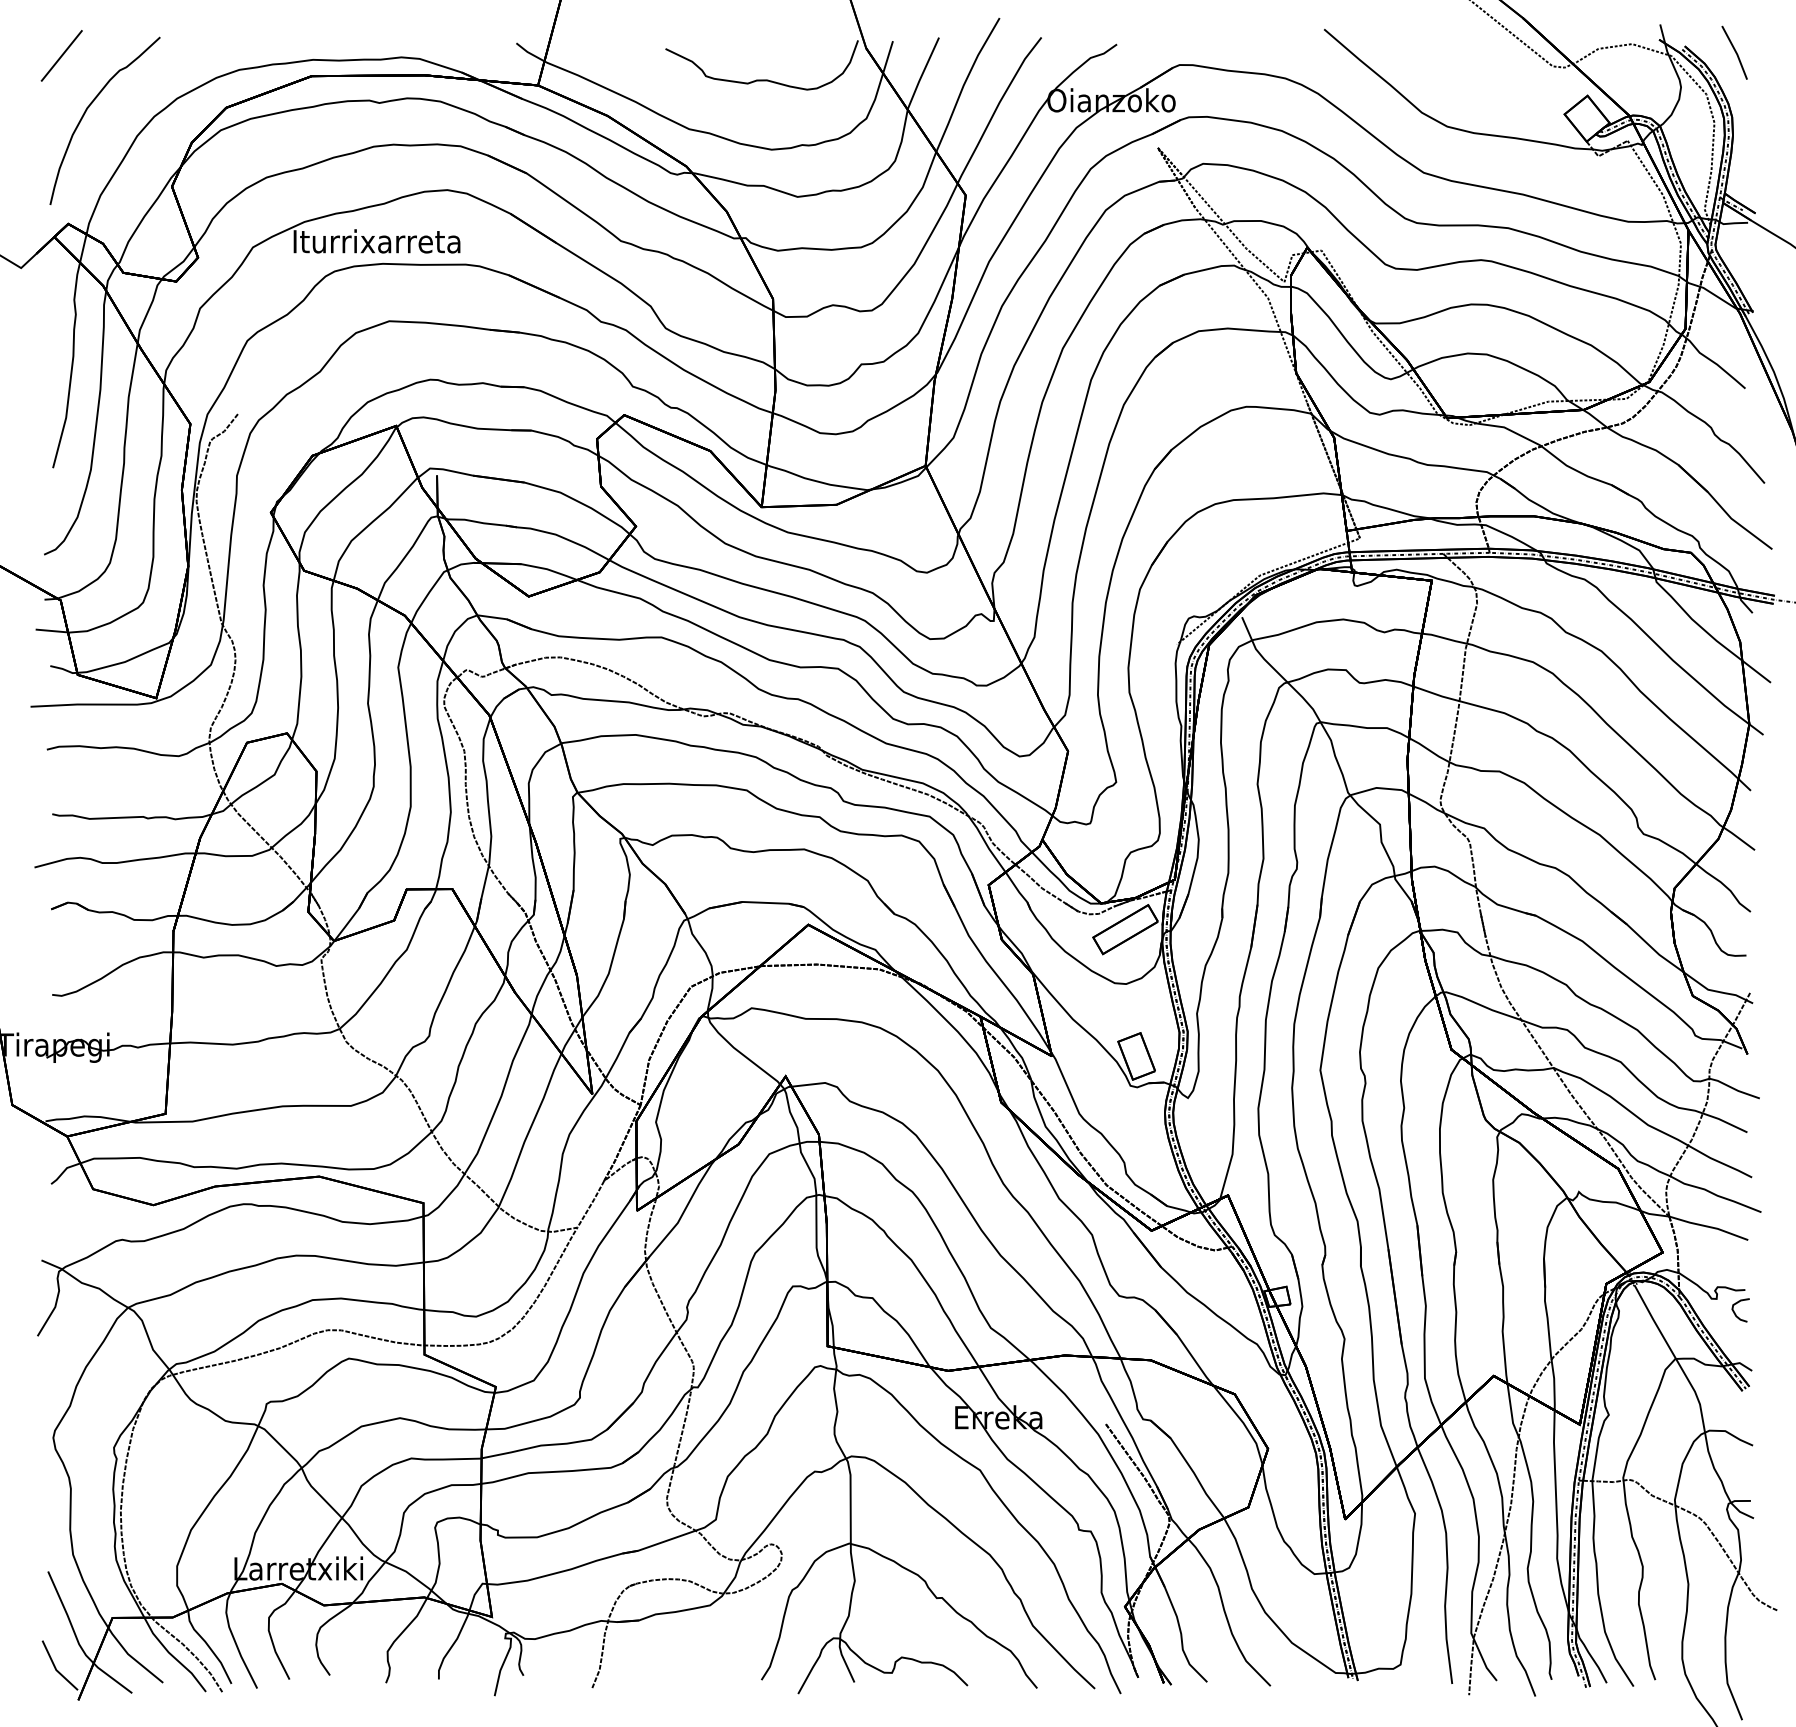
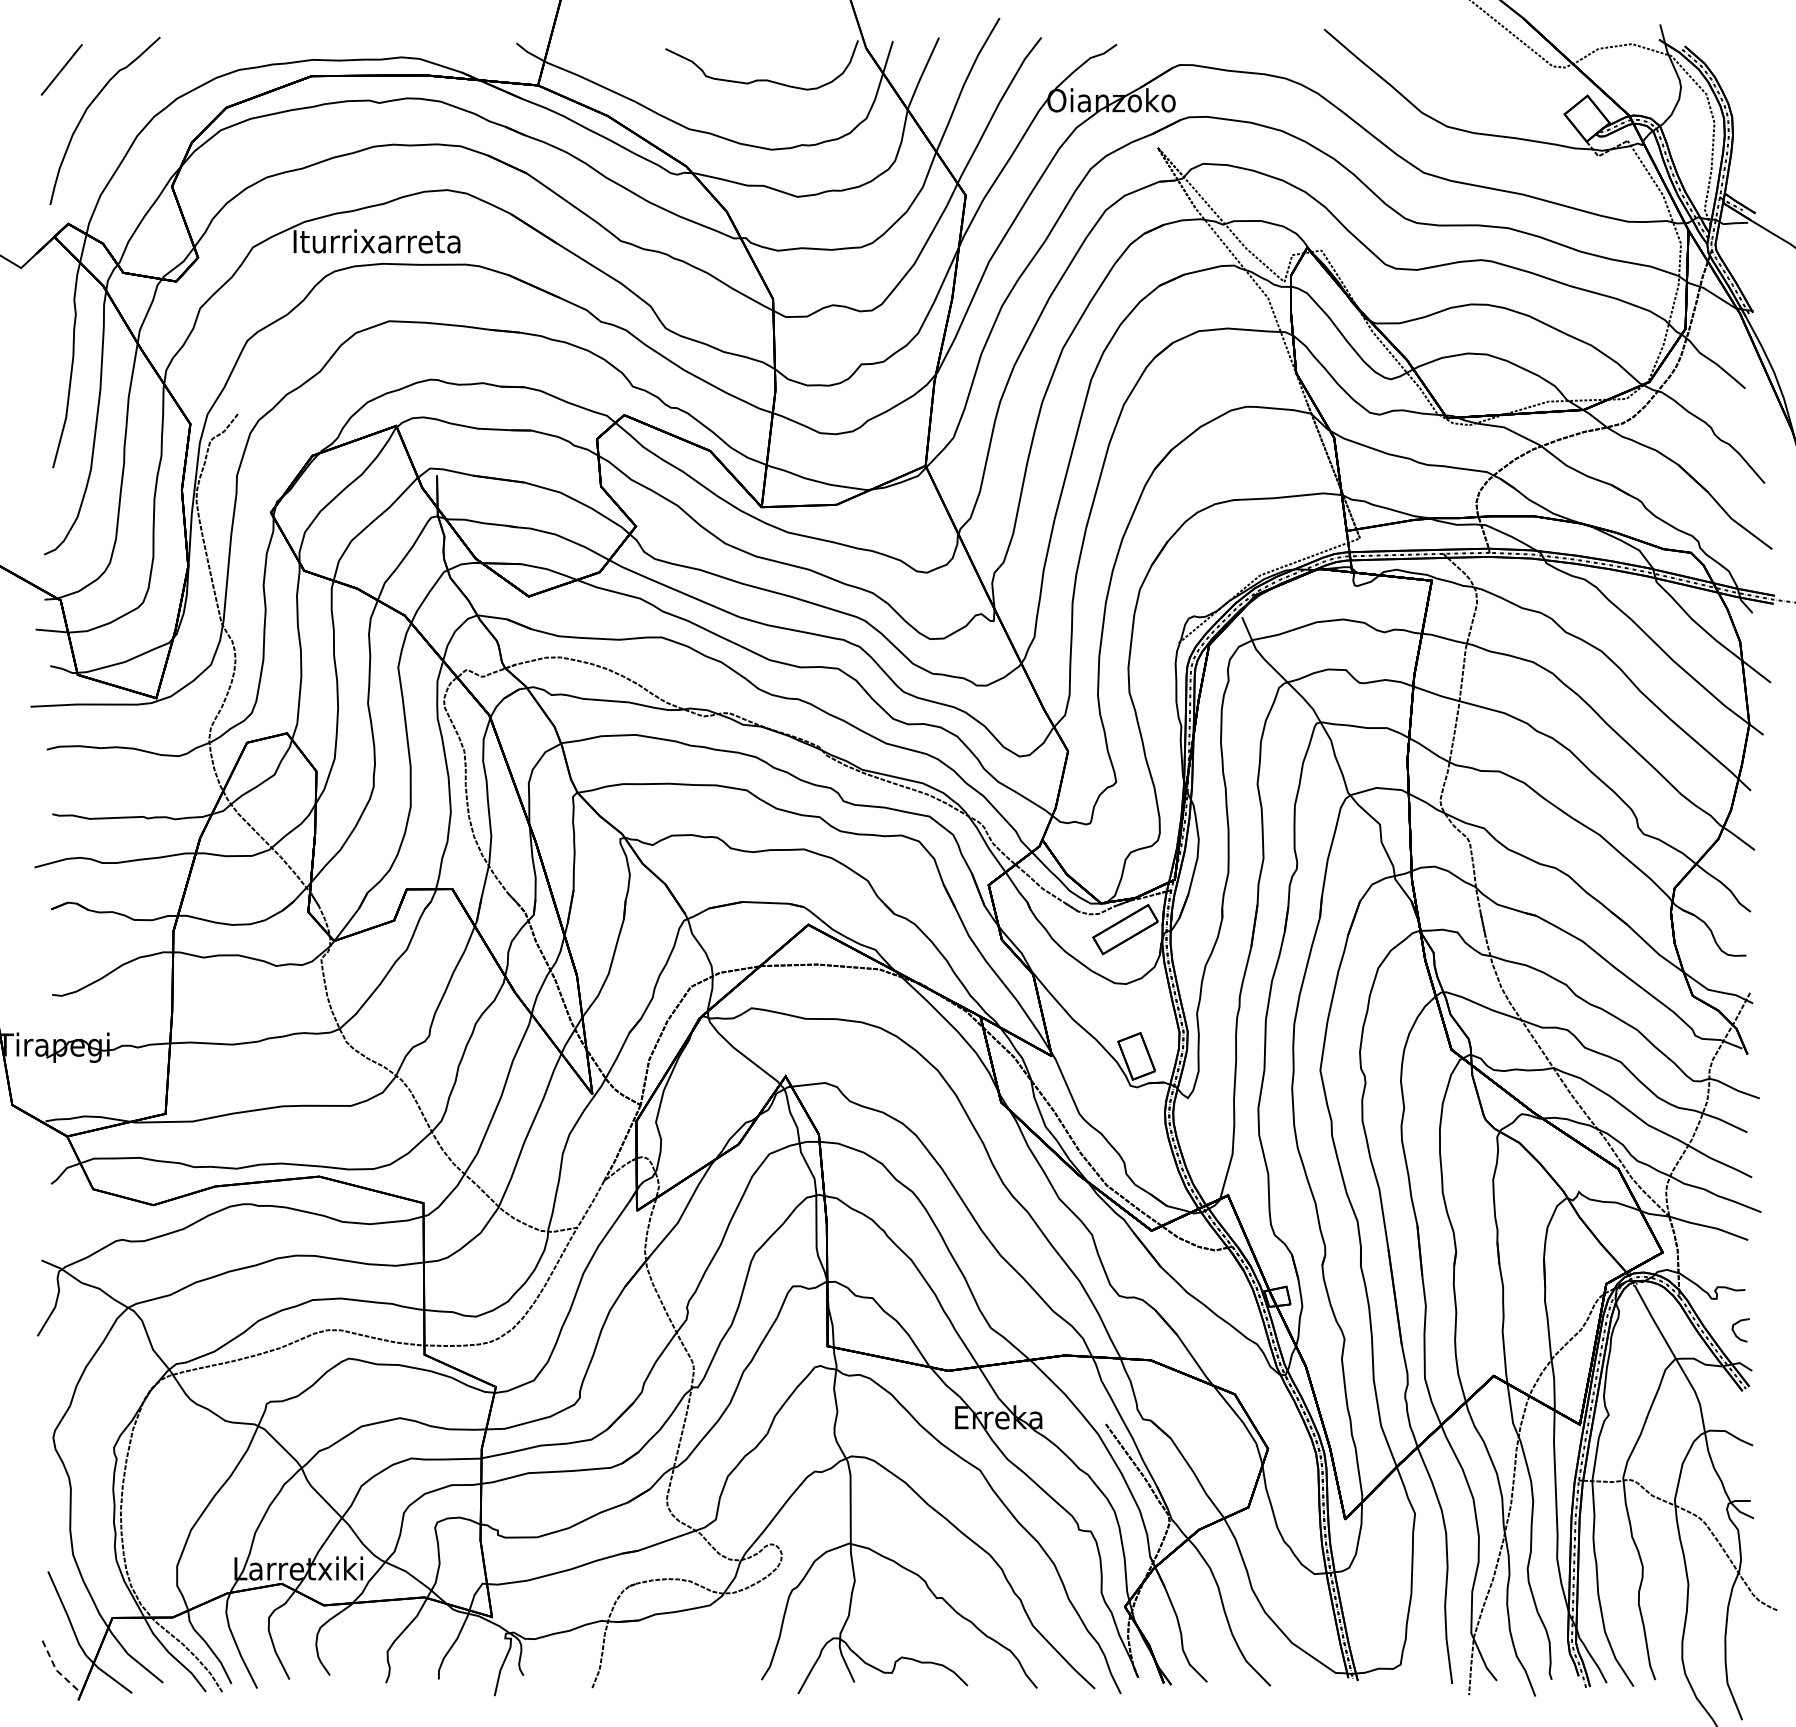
line: present -> none (1734, 51)
line position: (61, 55) -> (61, 69) (61, 69)
curve position: (1735, 1312) -> (1735, 1332) (1735, 1332)
line: solid -> dashed (55, 1669)
